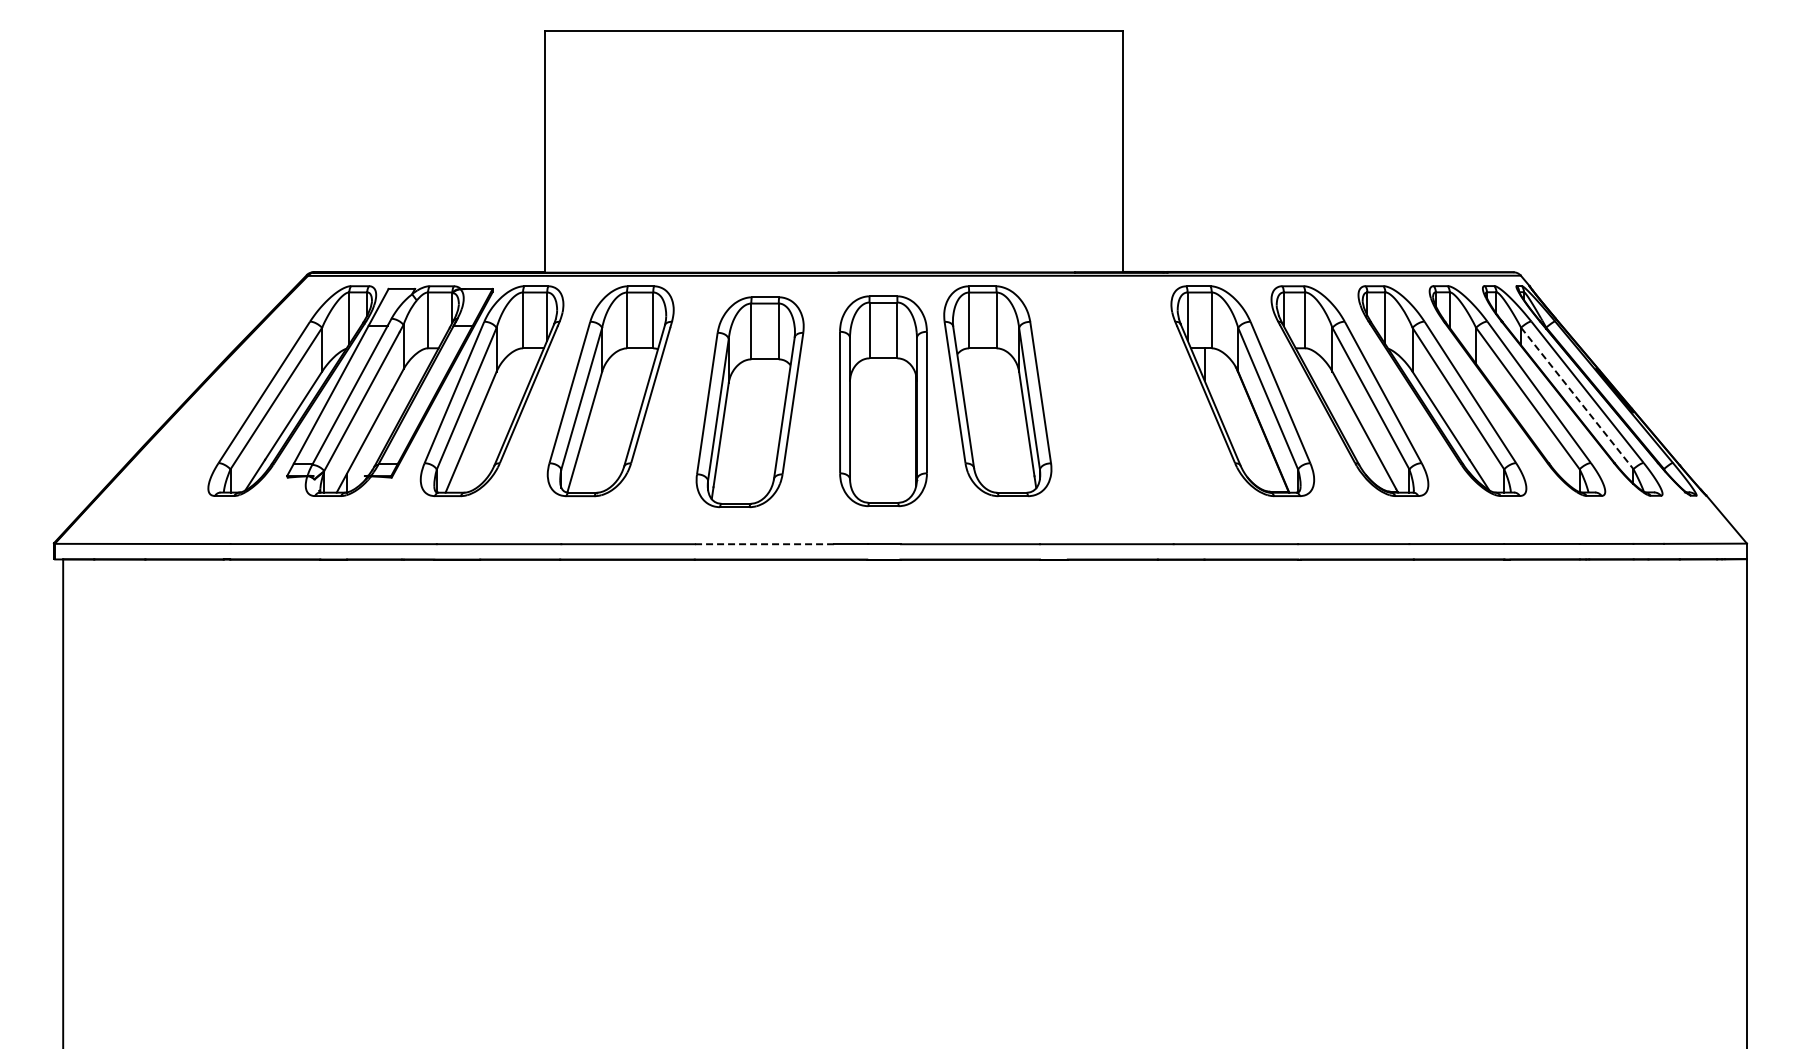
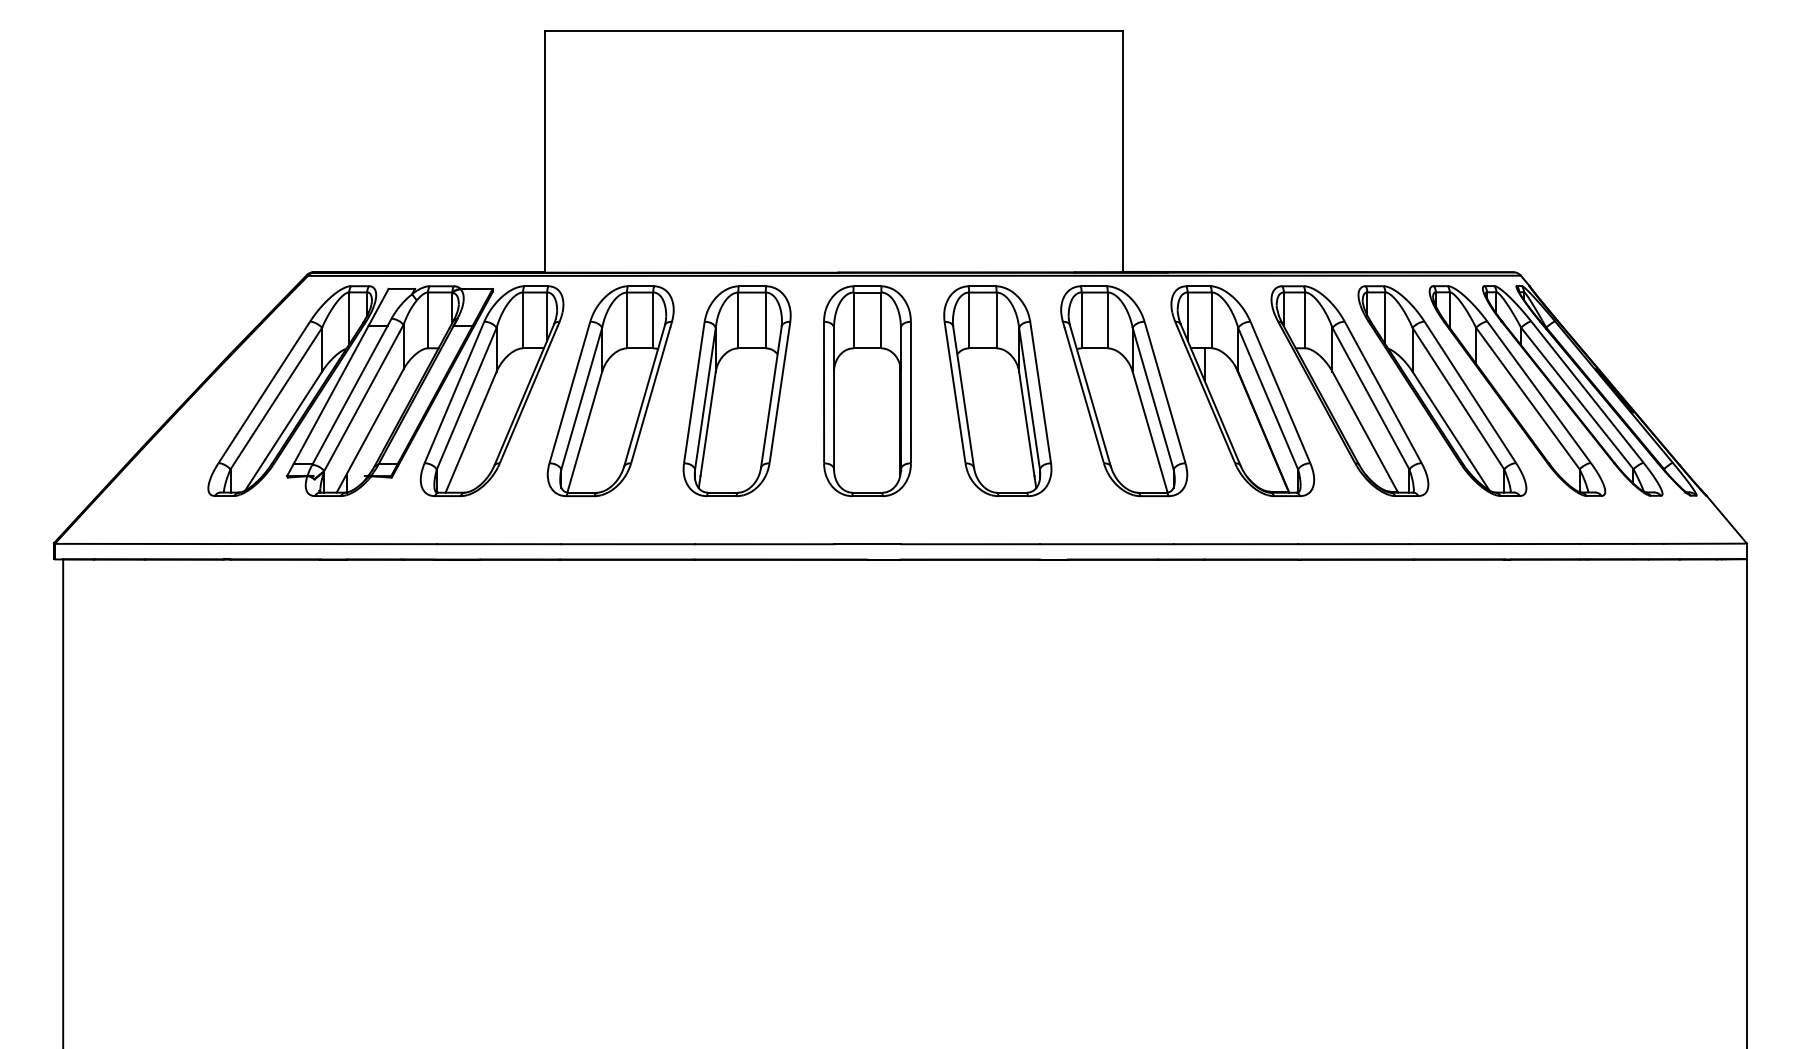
part: none -> present (1124, 391)
line: dashed -> solid (1577, 398)
part position: (883, 401) -> (867, 391) (867, 391)
part position: (749, 402) -> (736, 391) (736, 391)
line: dashed -> solid (764, 544)
